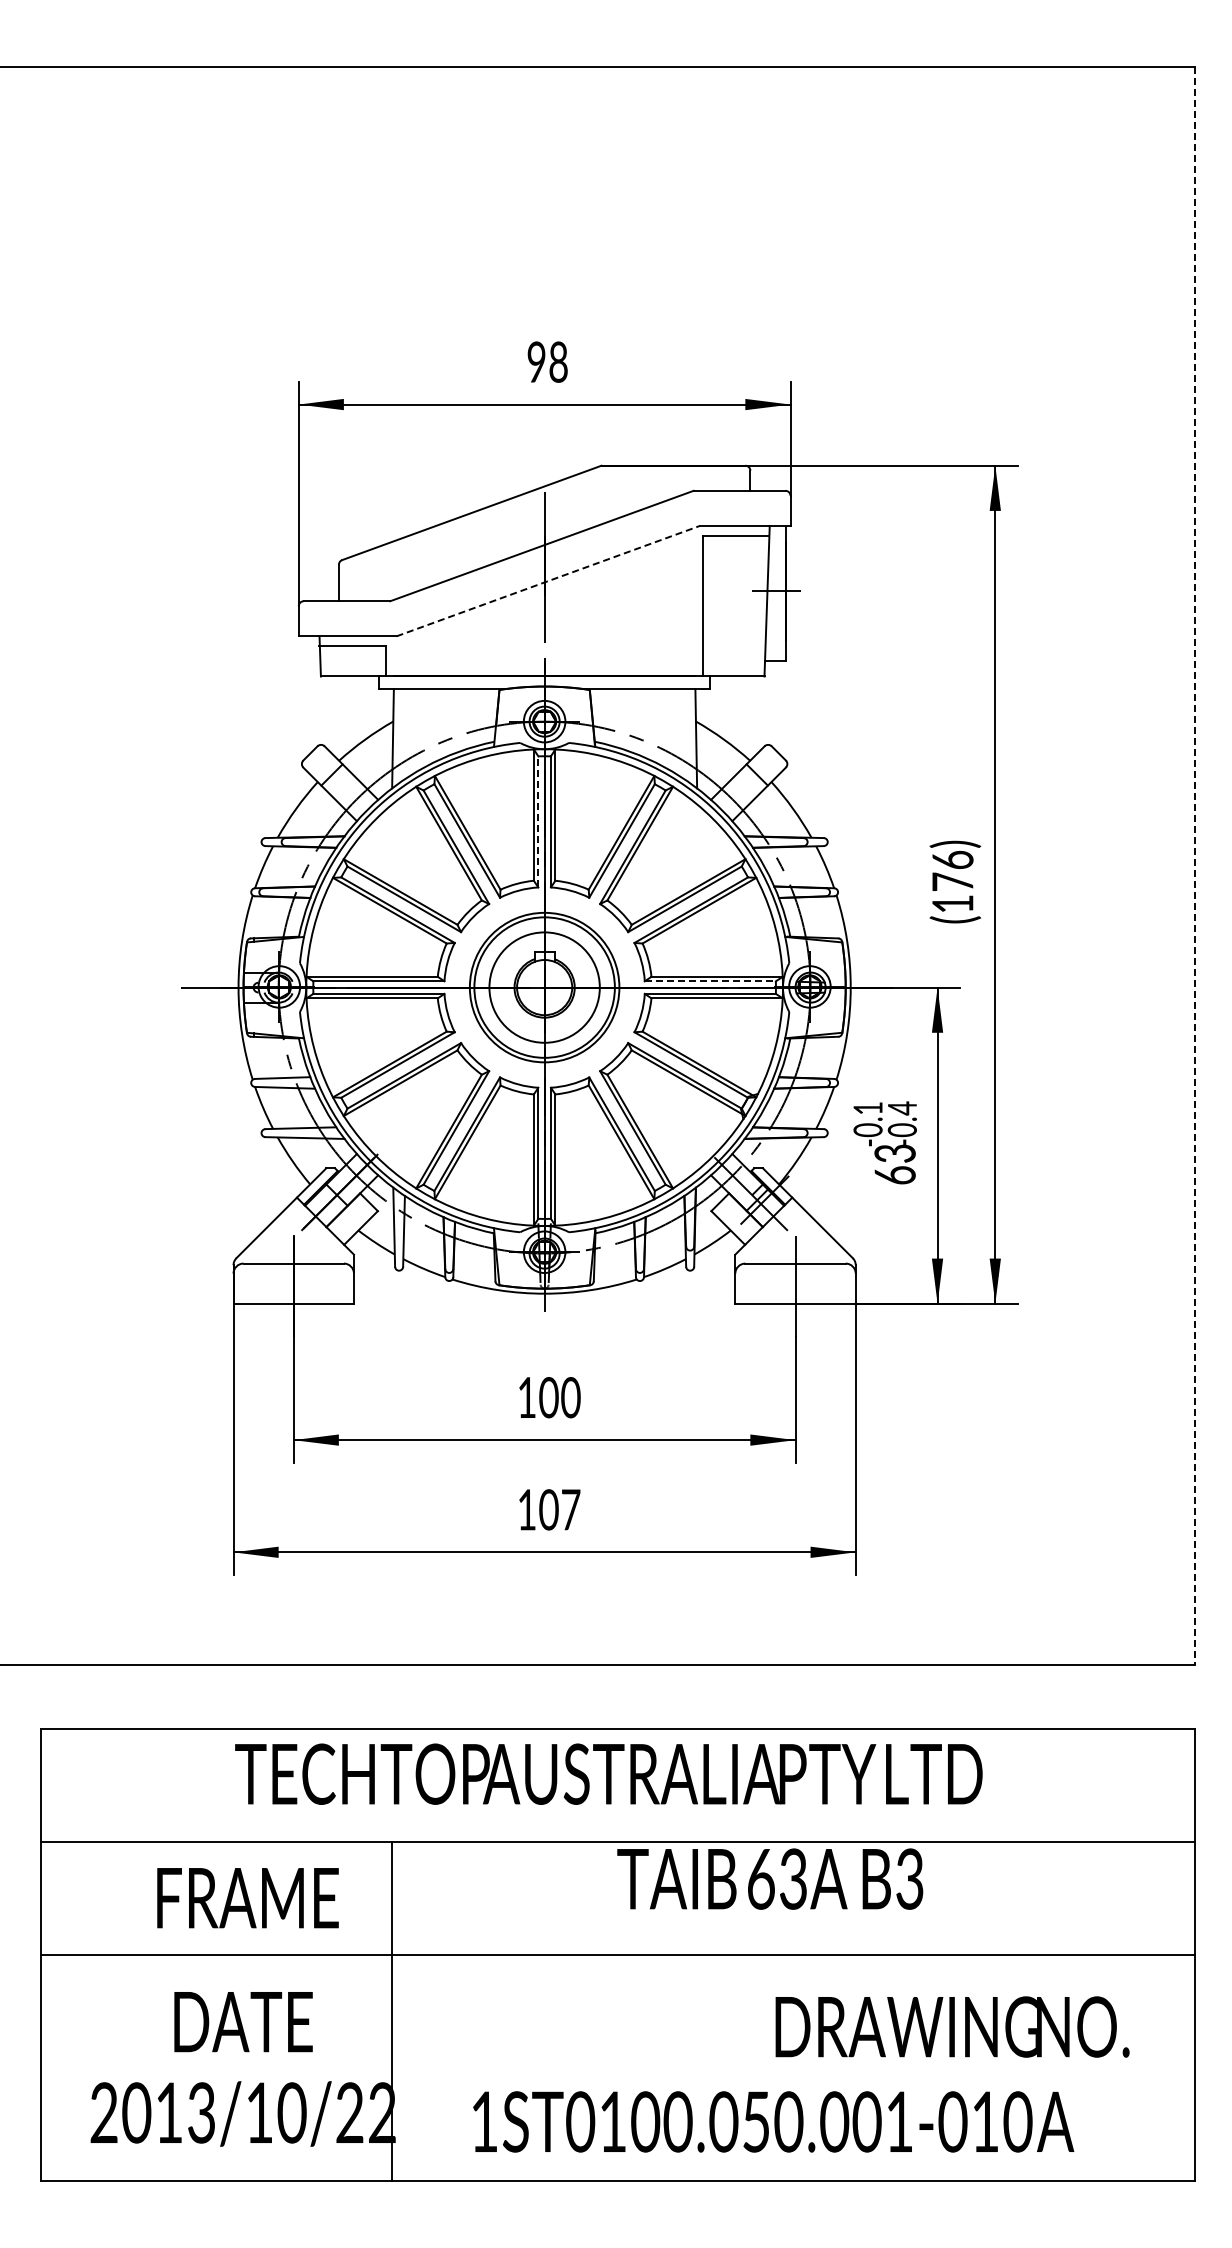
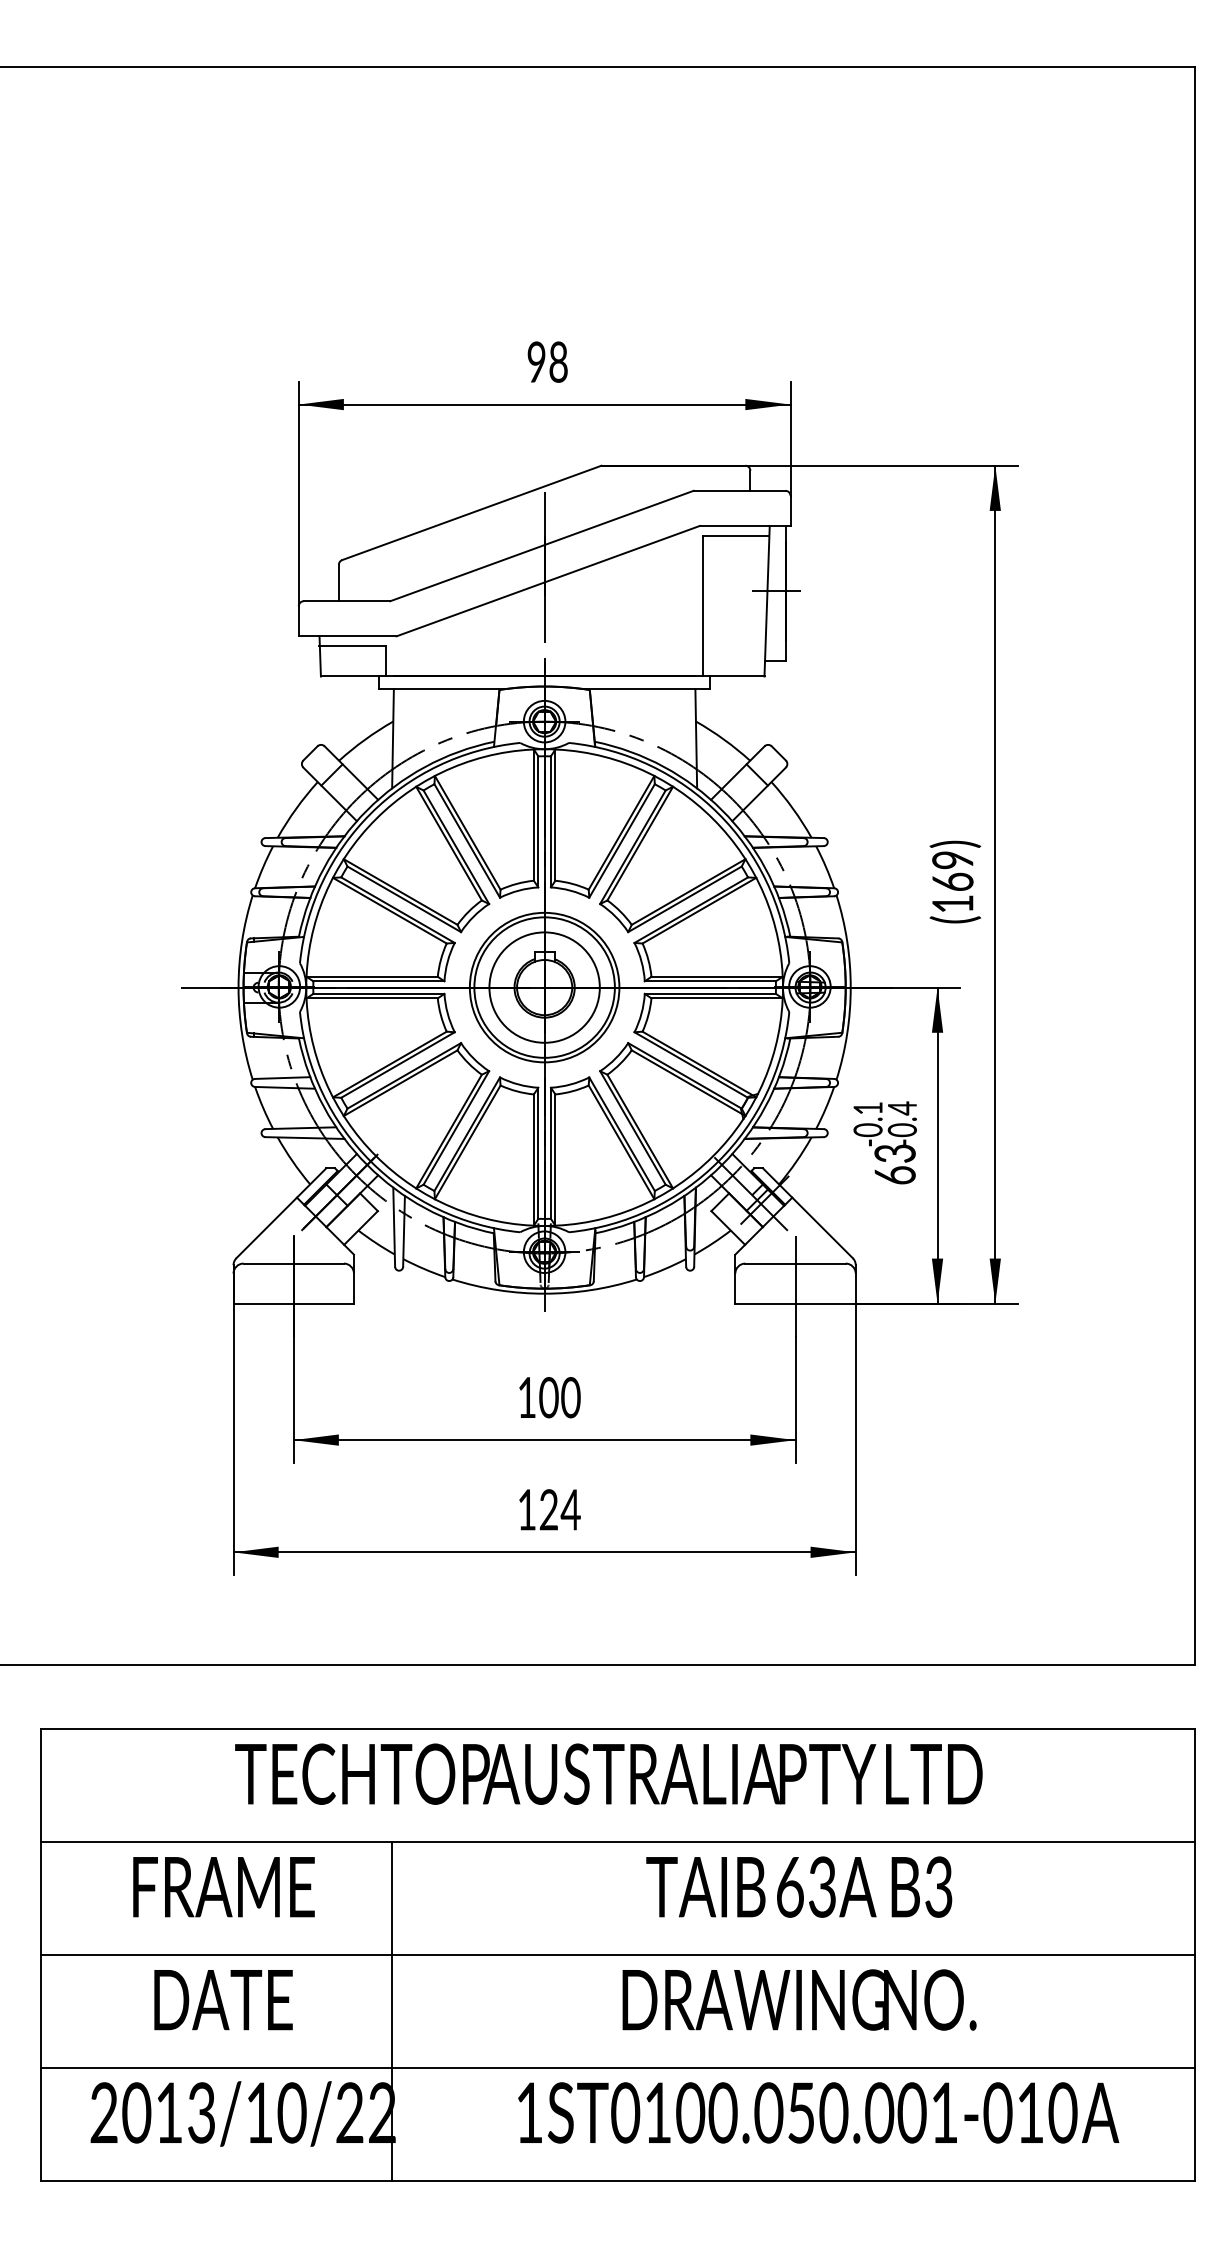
line: dashed -> solid (548, 580)
line: dashed -> solid (538, 821)
line: dashed -> solid (1195, 866)
text: (176) -> (169) (952, 870)
line: dashed -> solid (710, 981)
text: 107 -> 124 (559, 1509)
text position: (770, 1878) -> (799, 1886) (799, 1886)
text position: (247, 1898) -> (223, 1887) (223, 1887)
text position: (243, 2022) -> (223, 2000) (223, 2000)
text position: (952, 2026) -> (799, 1999) (799, 1999)
line: none -> present (618, 2067)
text position: (773, 2121) -> (818, 2112) (818, 2112)
